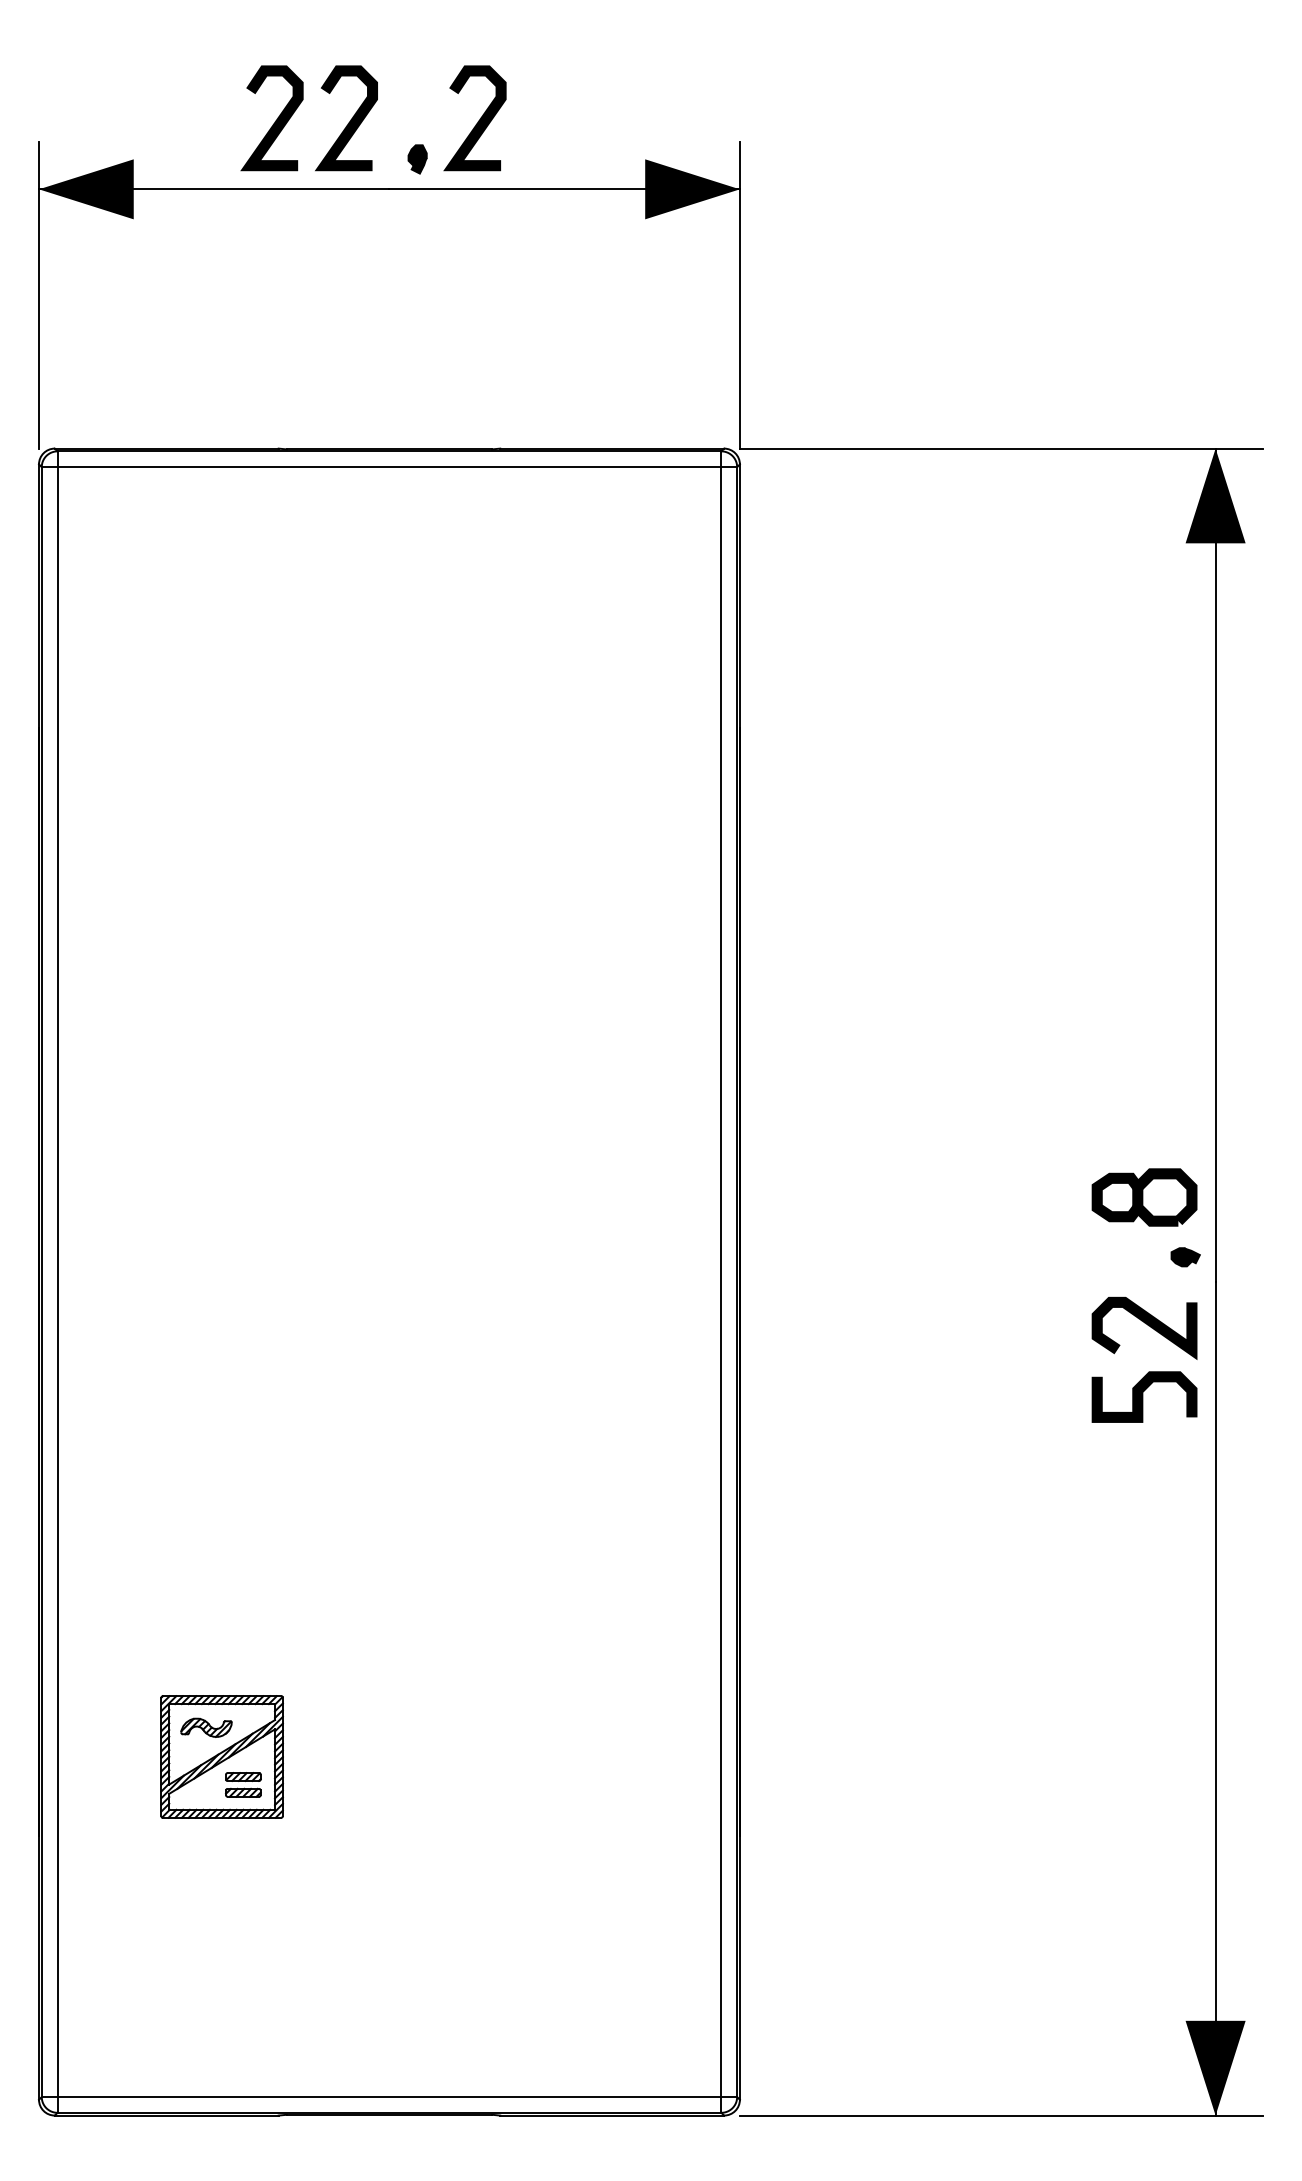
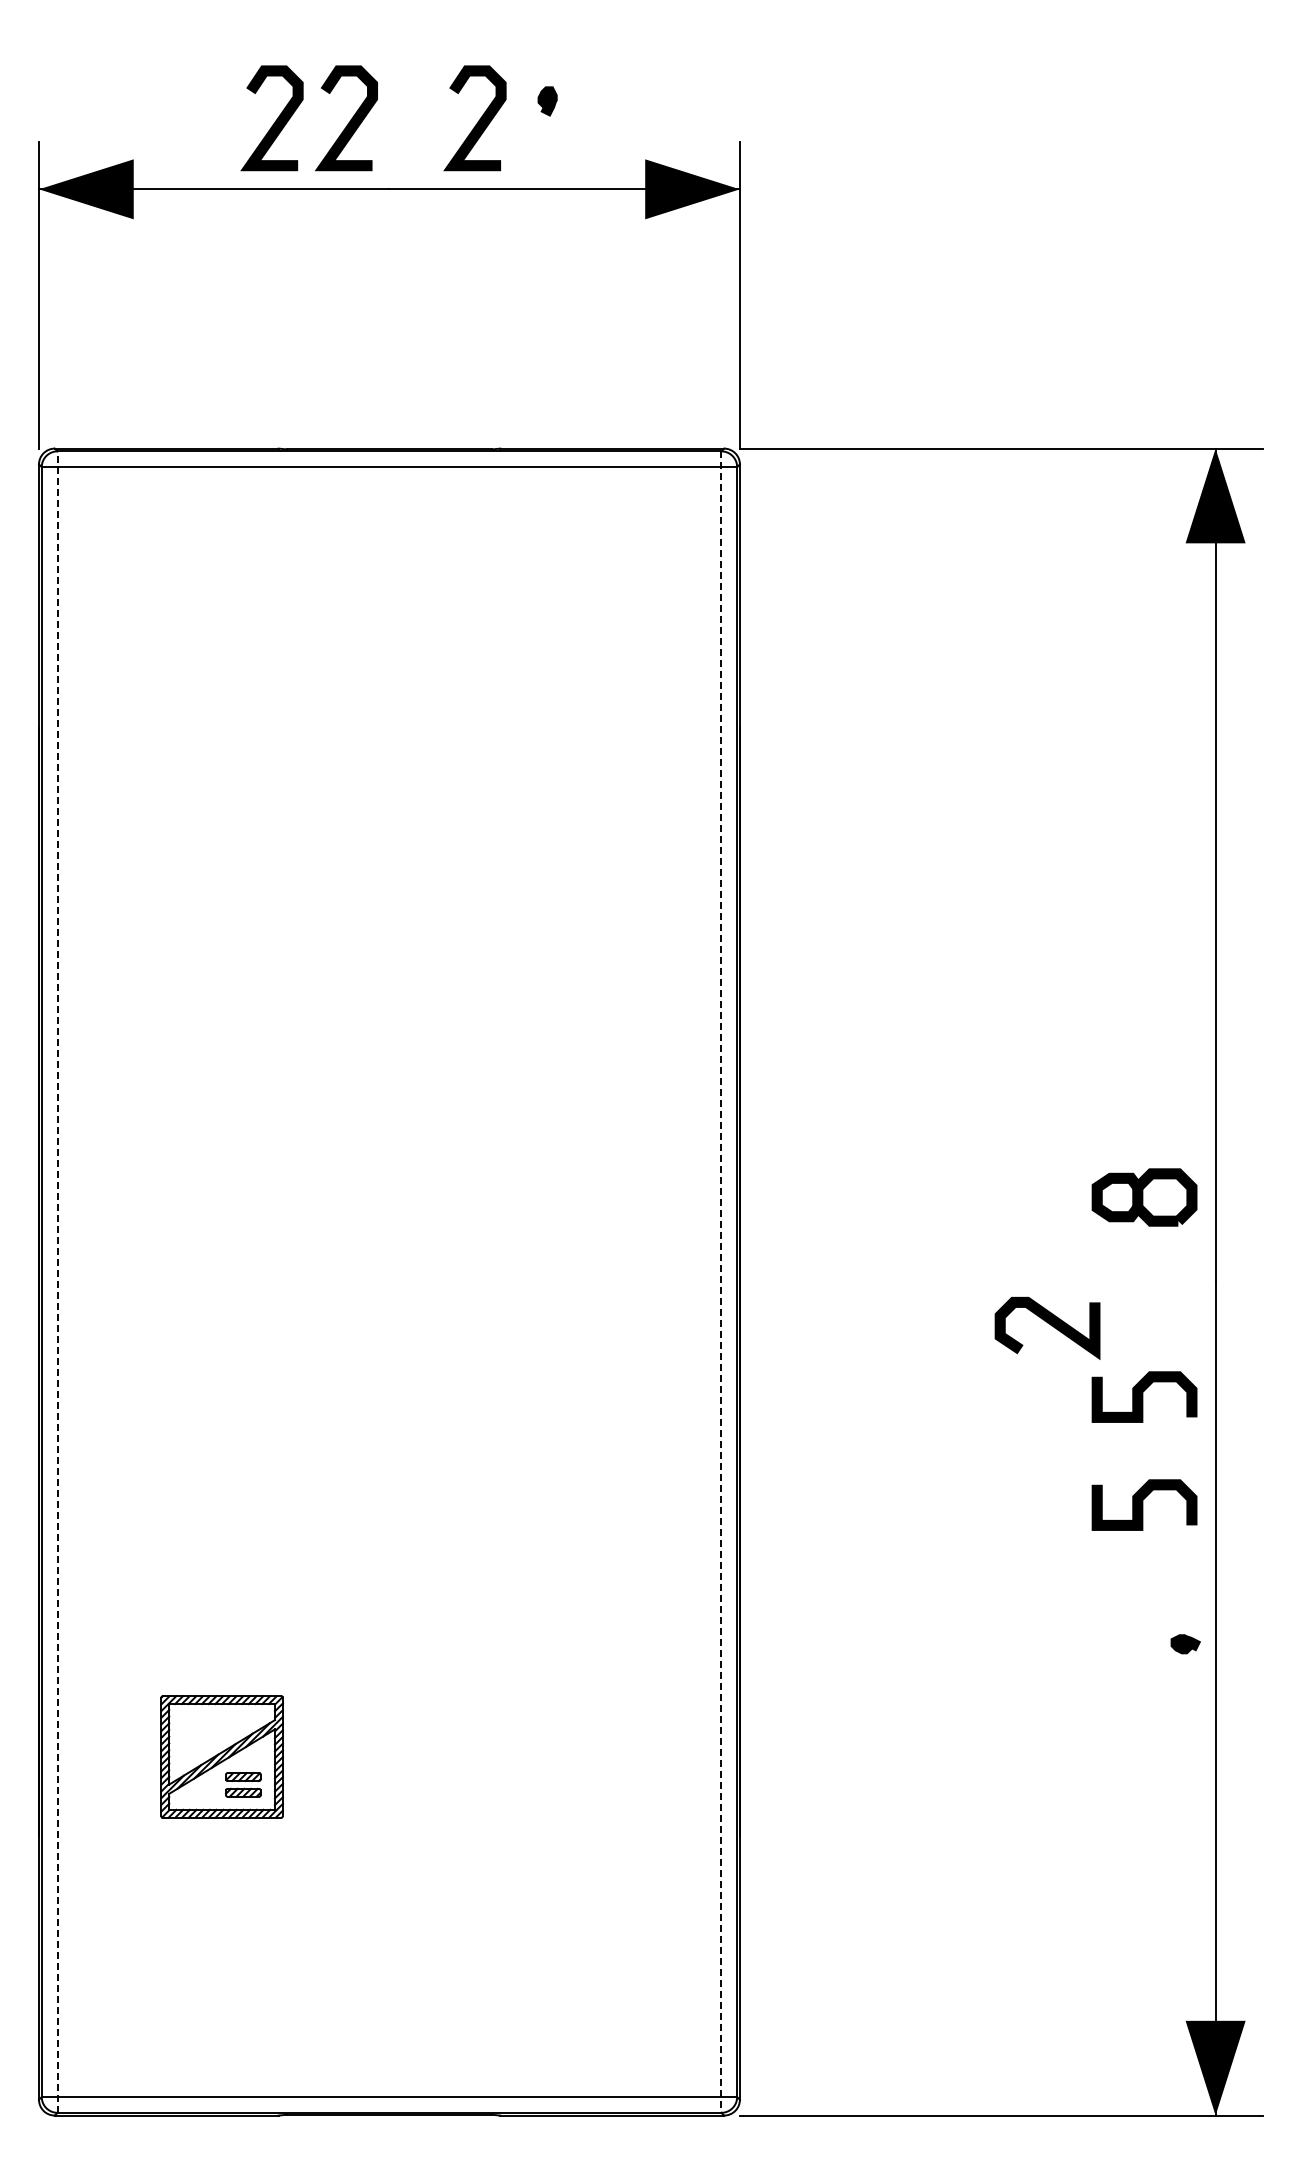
part position: (417, 159) -> (547, 101) (547, 101)
part position: (1185, 1257) -> (1185, 1644) (1185, 1644)
line: solid -> dashed (57, 1282)
line: solid -> dashed (721, 1282)
curve position: (1146, 1324) -> (1049, 1324) (1049, 1324)
curve: none -> present (1143, 1504)
part: present -> none (206, 1727)
